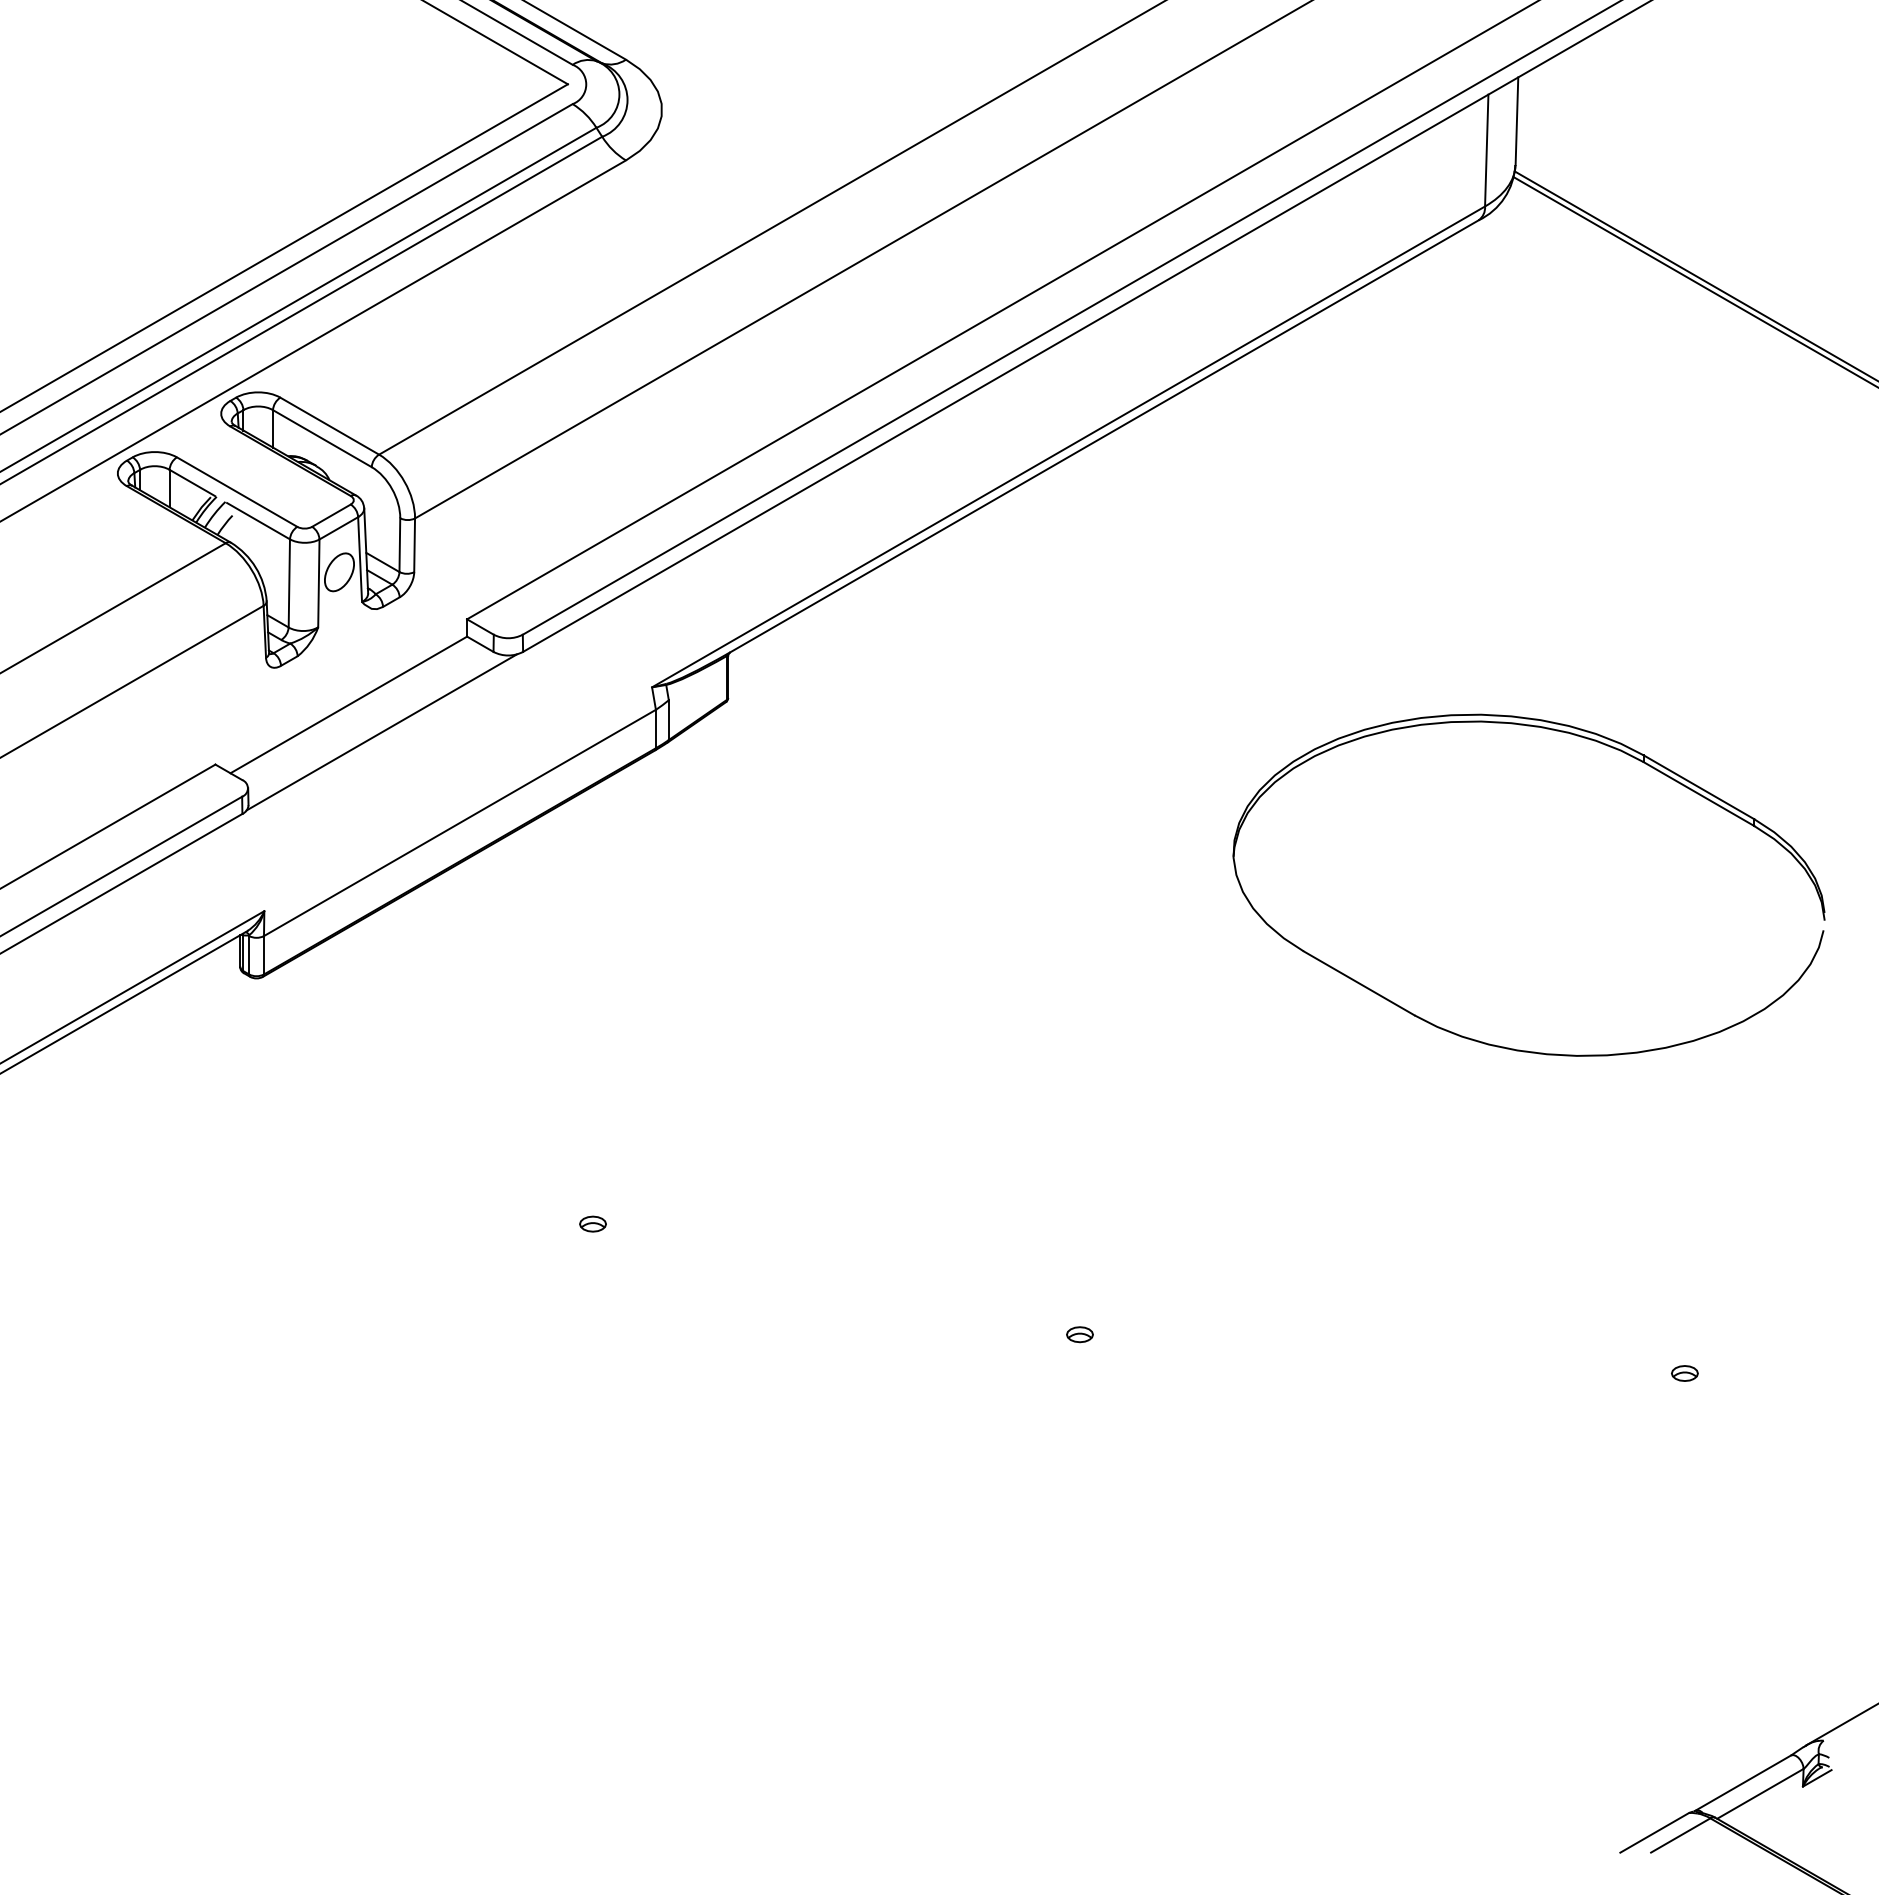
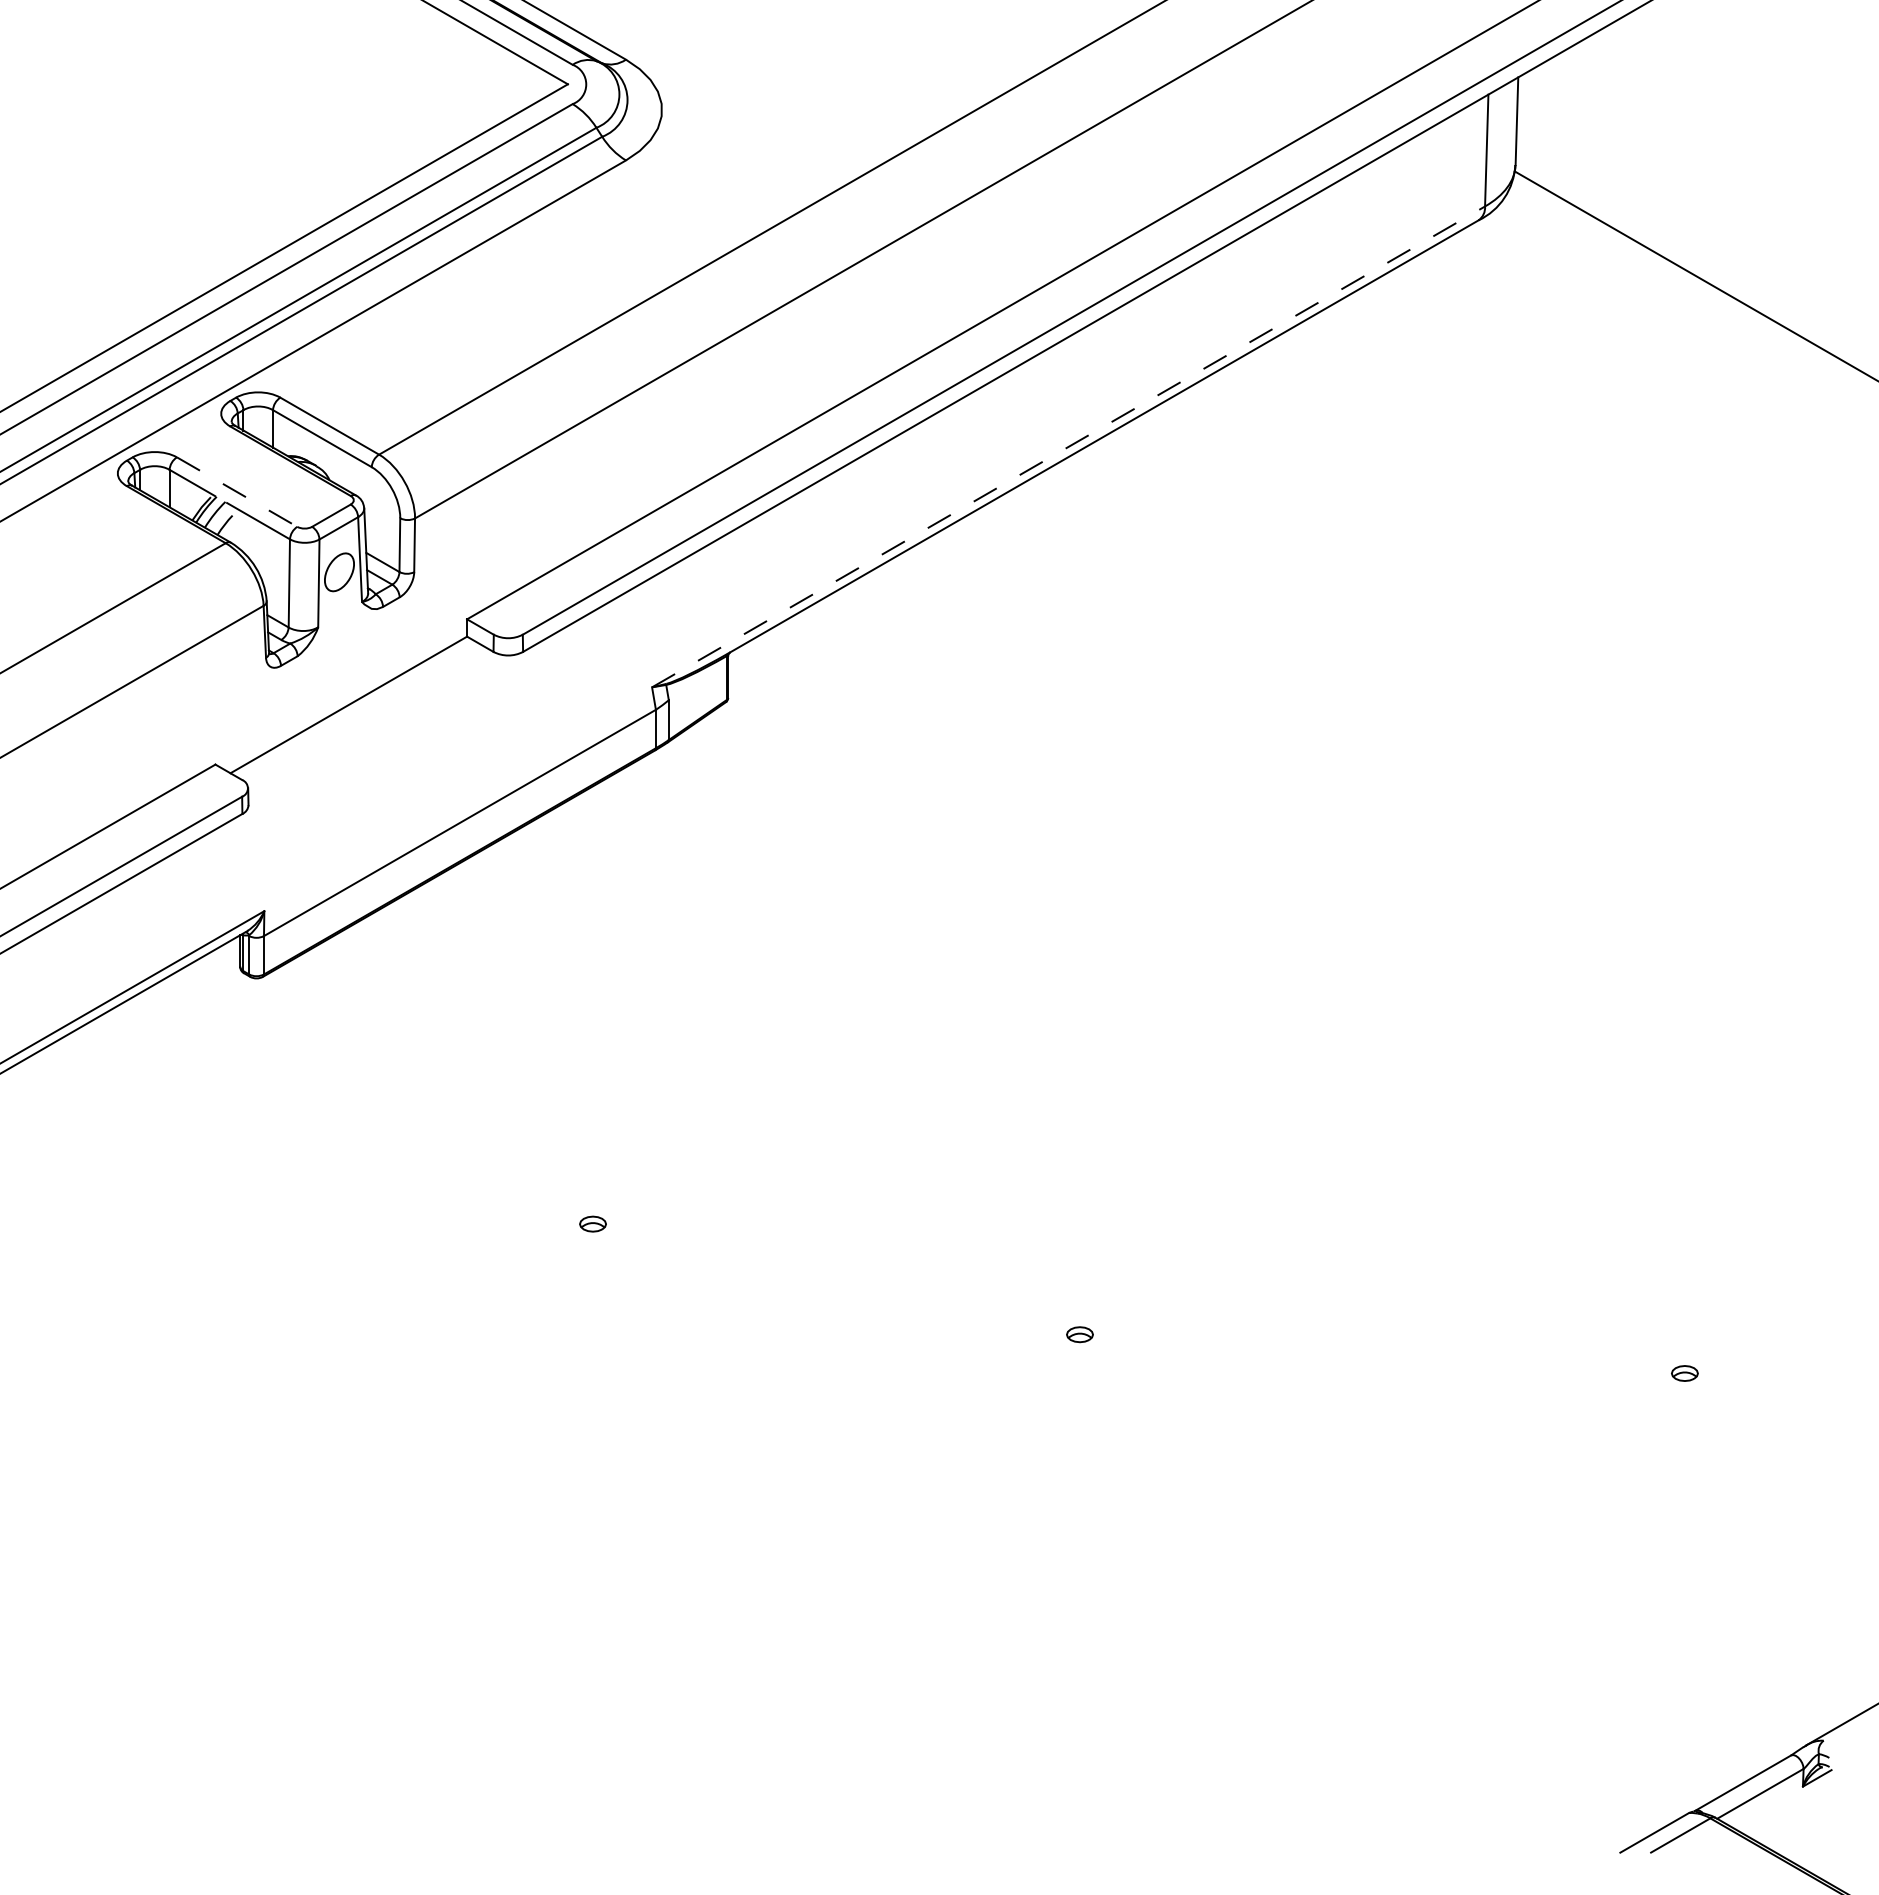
line: present -> none (1694, 281)
line: solid -> dashed (1068, 446)
line: solid -> dashed (237, 492)
part: present -> none (1556, 731)
line: present -> none (381, 732)
